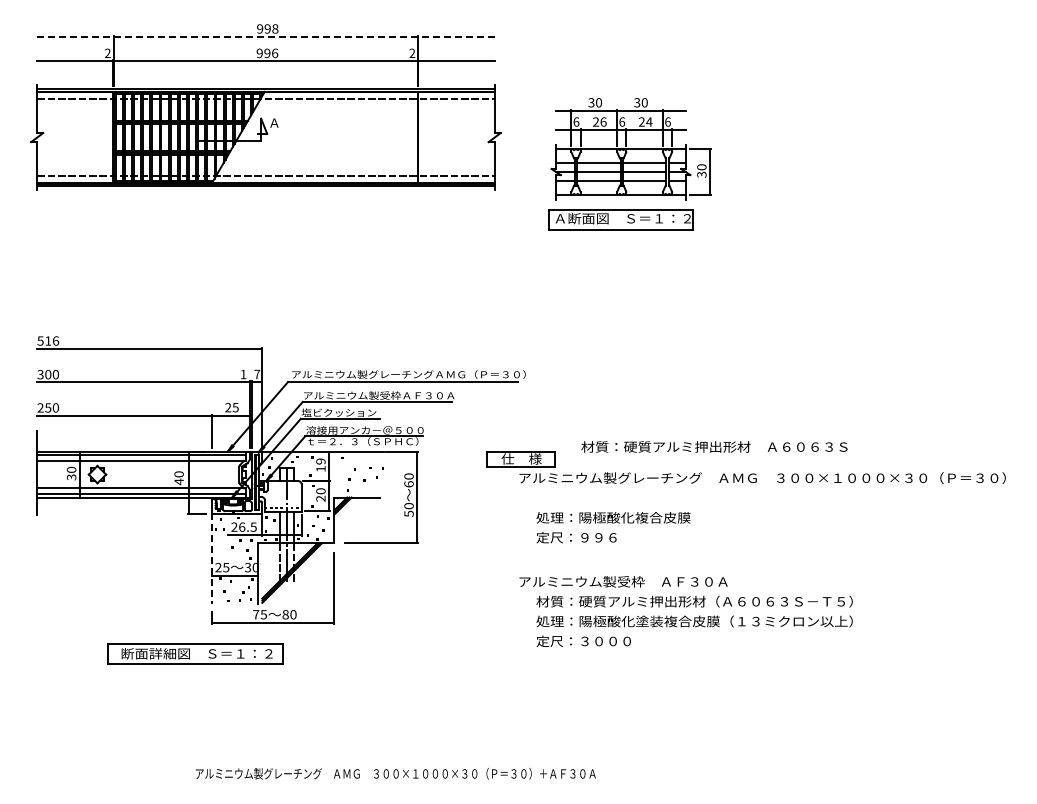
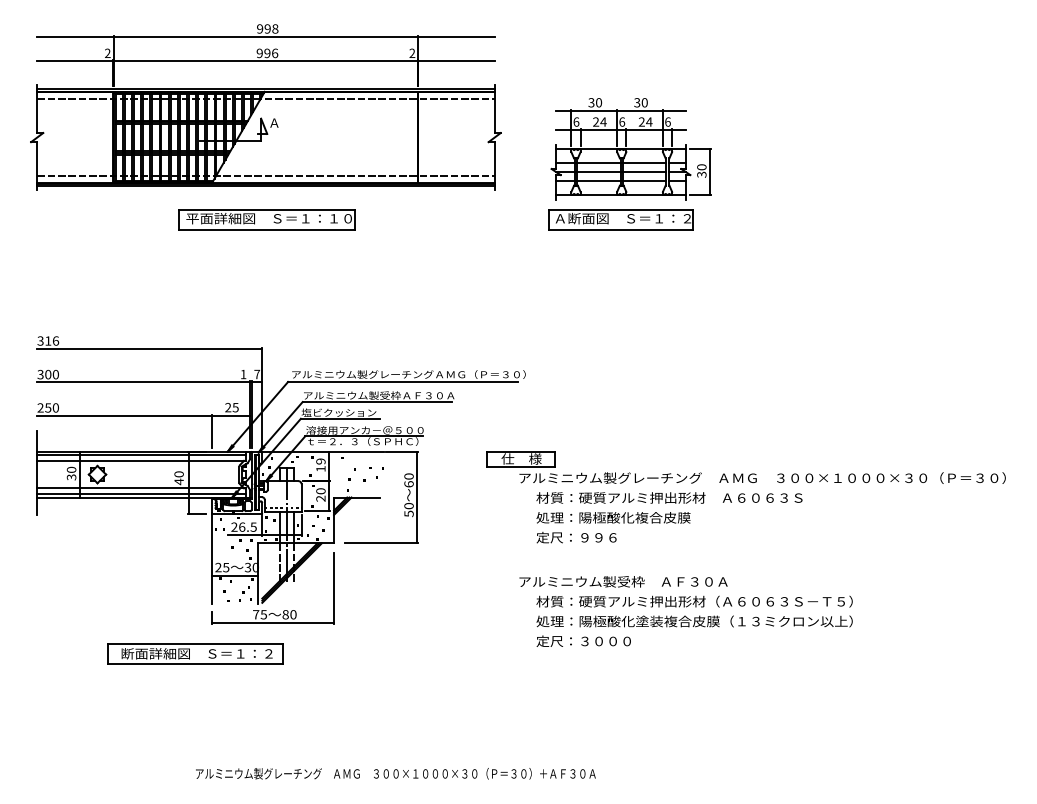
line: dashed -> solid (265, 36)
text: 26 -> 24 (603, 121)
part: none -> present (266, 219)
text: 516 -> 316 (40, 340)
text position: (714, 446) -> (669, 497) (669, 497)
line: dashed -> solid (211, 558)
